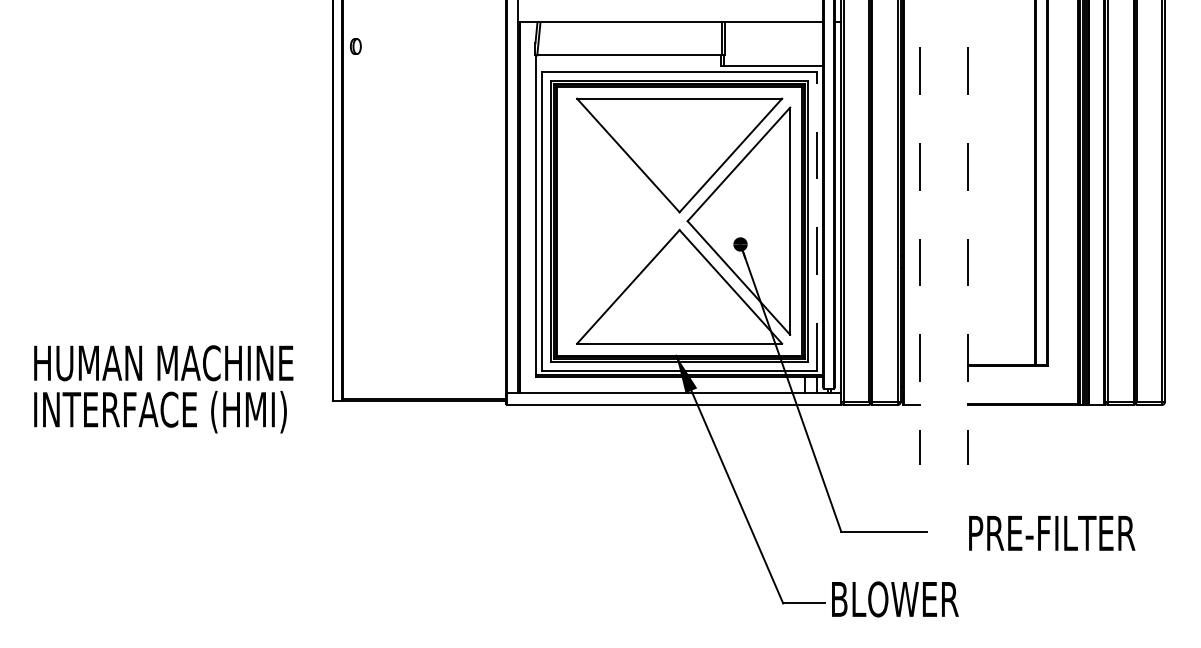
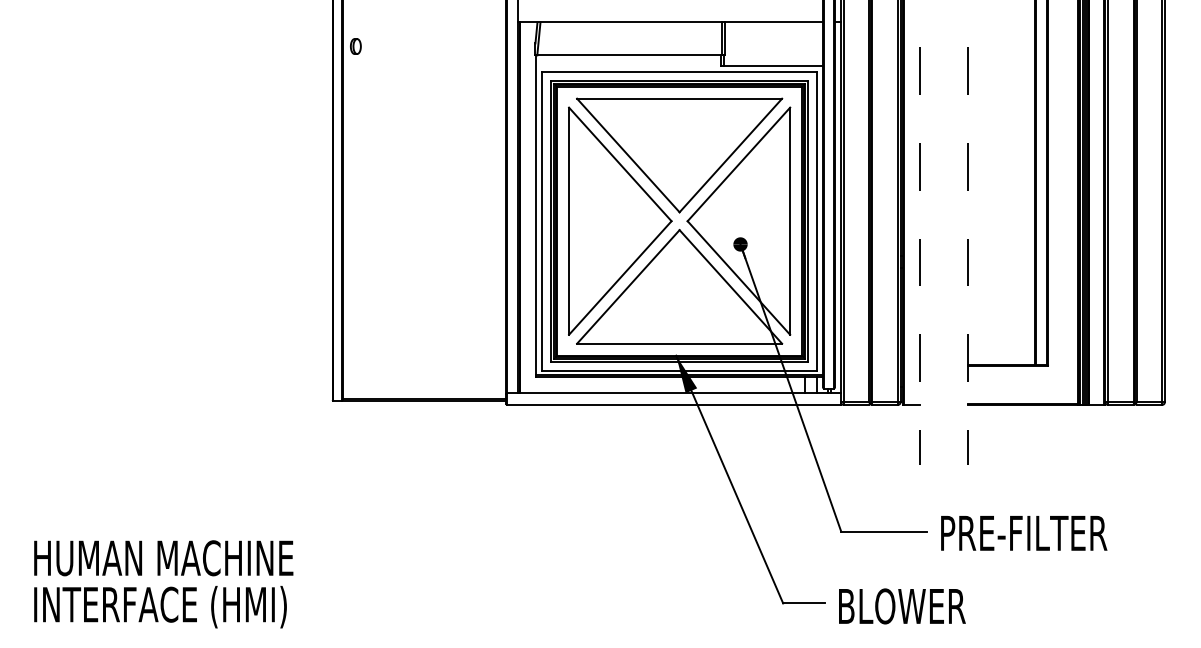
part: none -> present (620, 220)
line: dashed -> solid (817, 220)
text position: (163, 389) -> (163, 584) (163, 584)
text position: (1052, 533) -> (1024, 533) (1024, 533)
text position: (895, 599) -> (902, 606) (902, 606)
